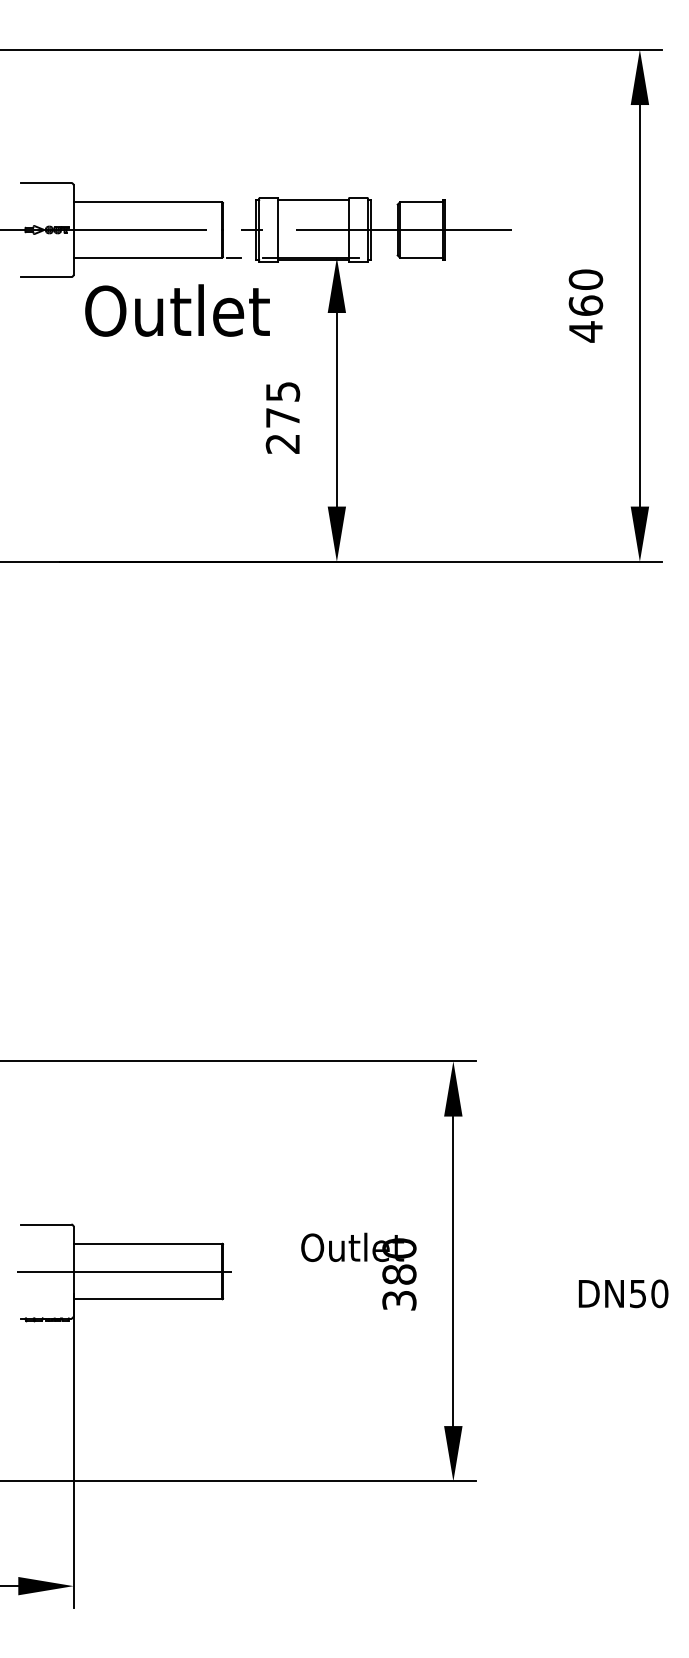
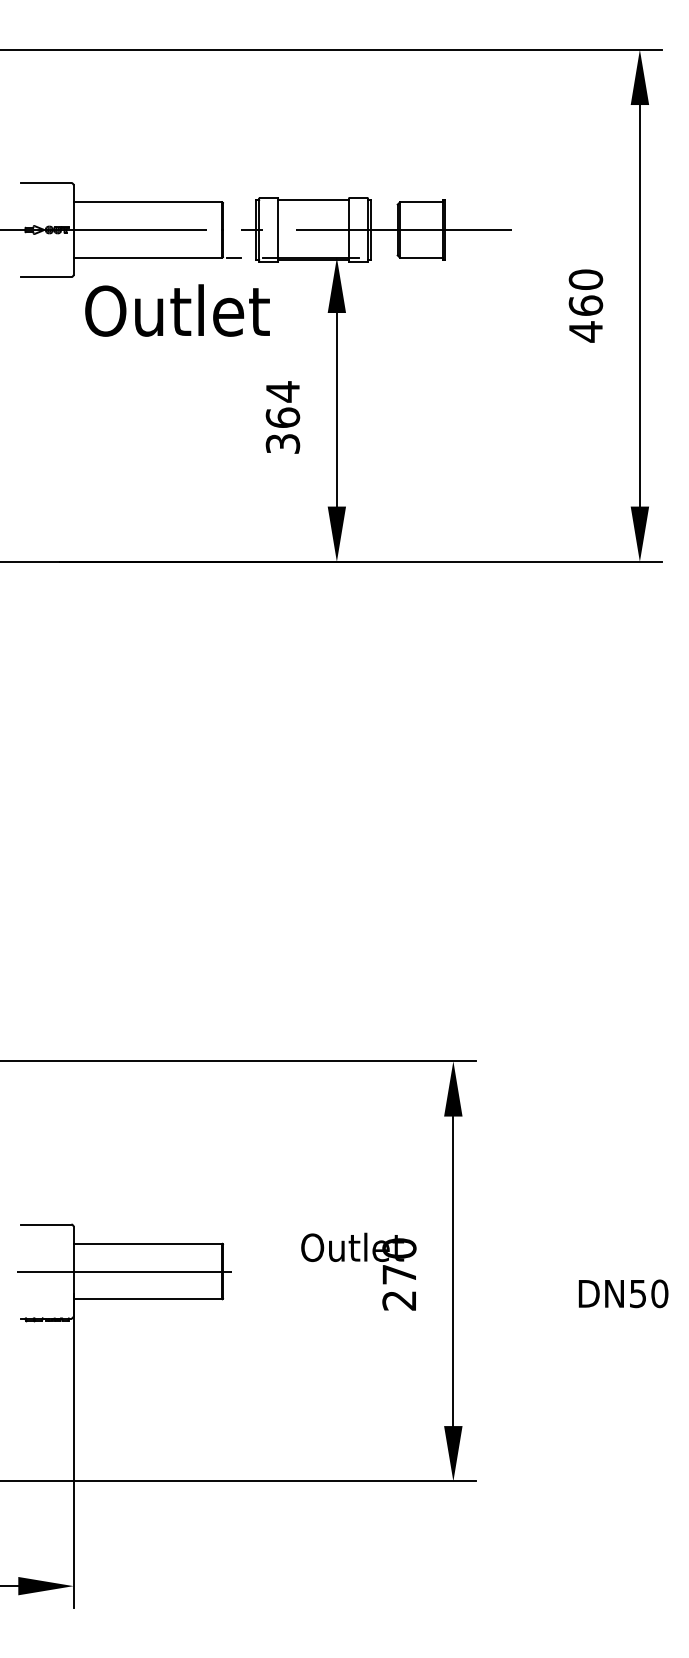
text: 275 -> 364 (282, 417)
text: 380 -> 270 (399, 1287)
